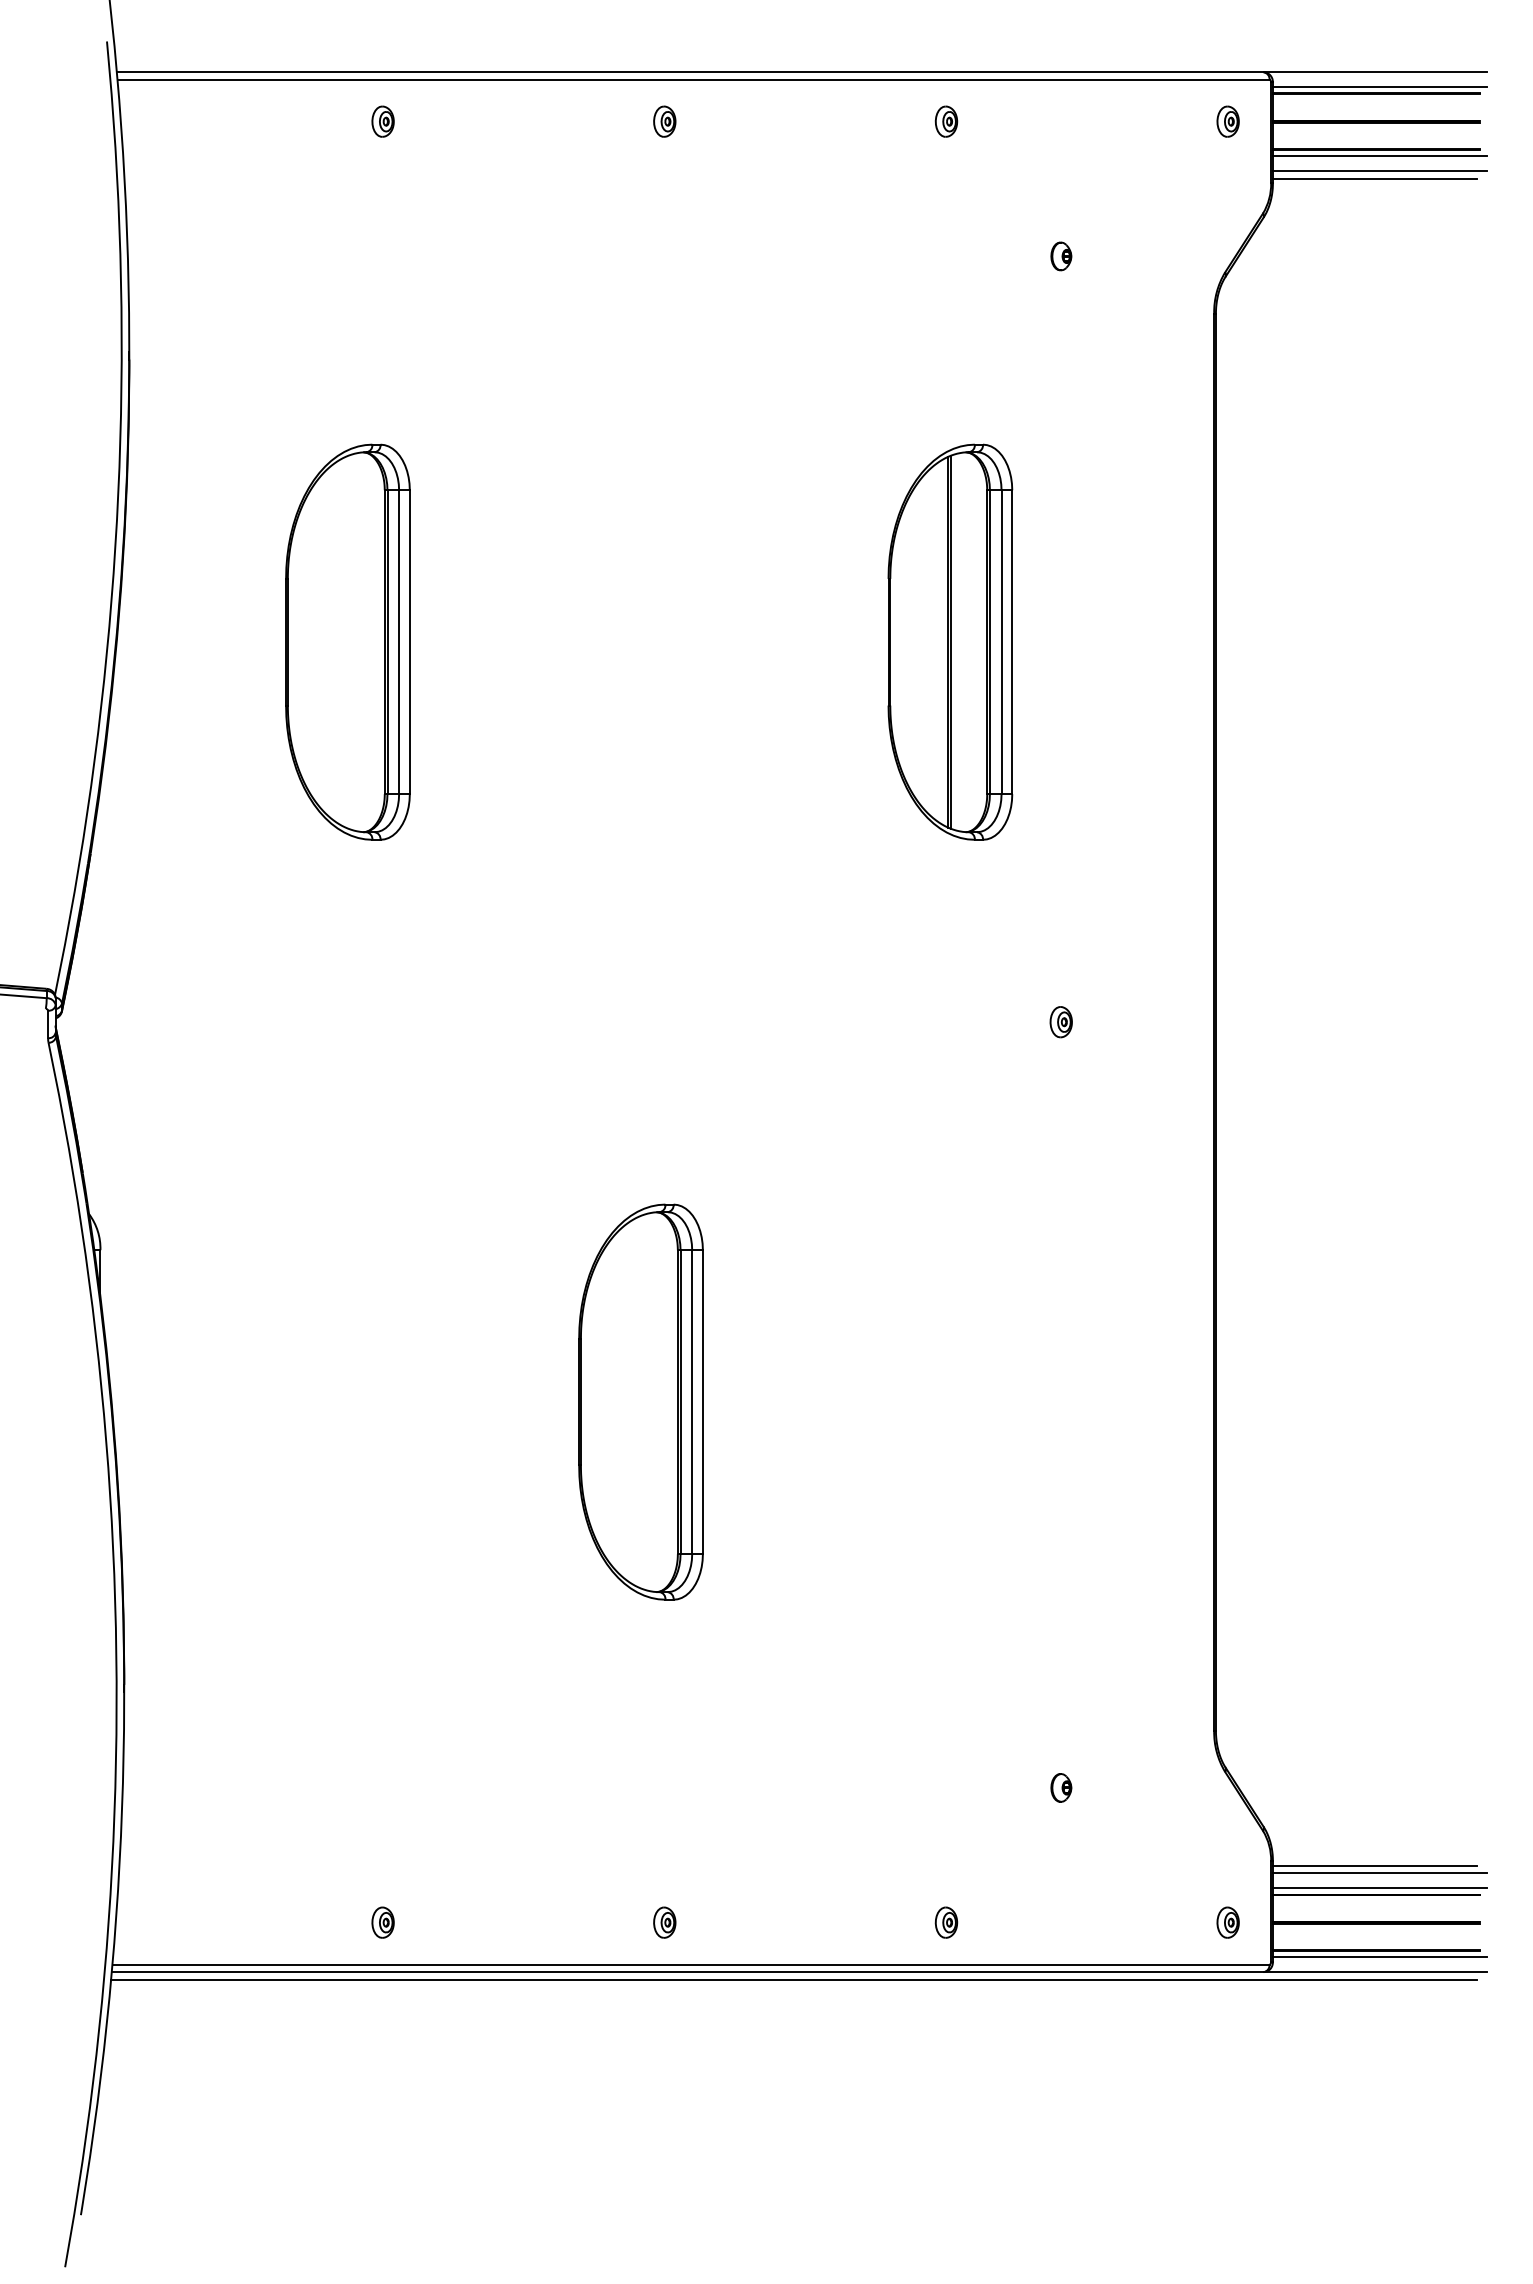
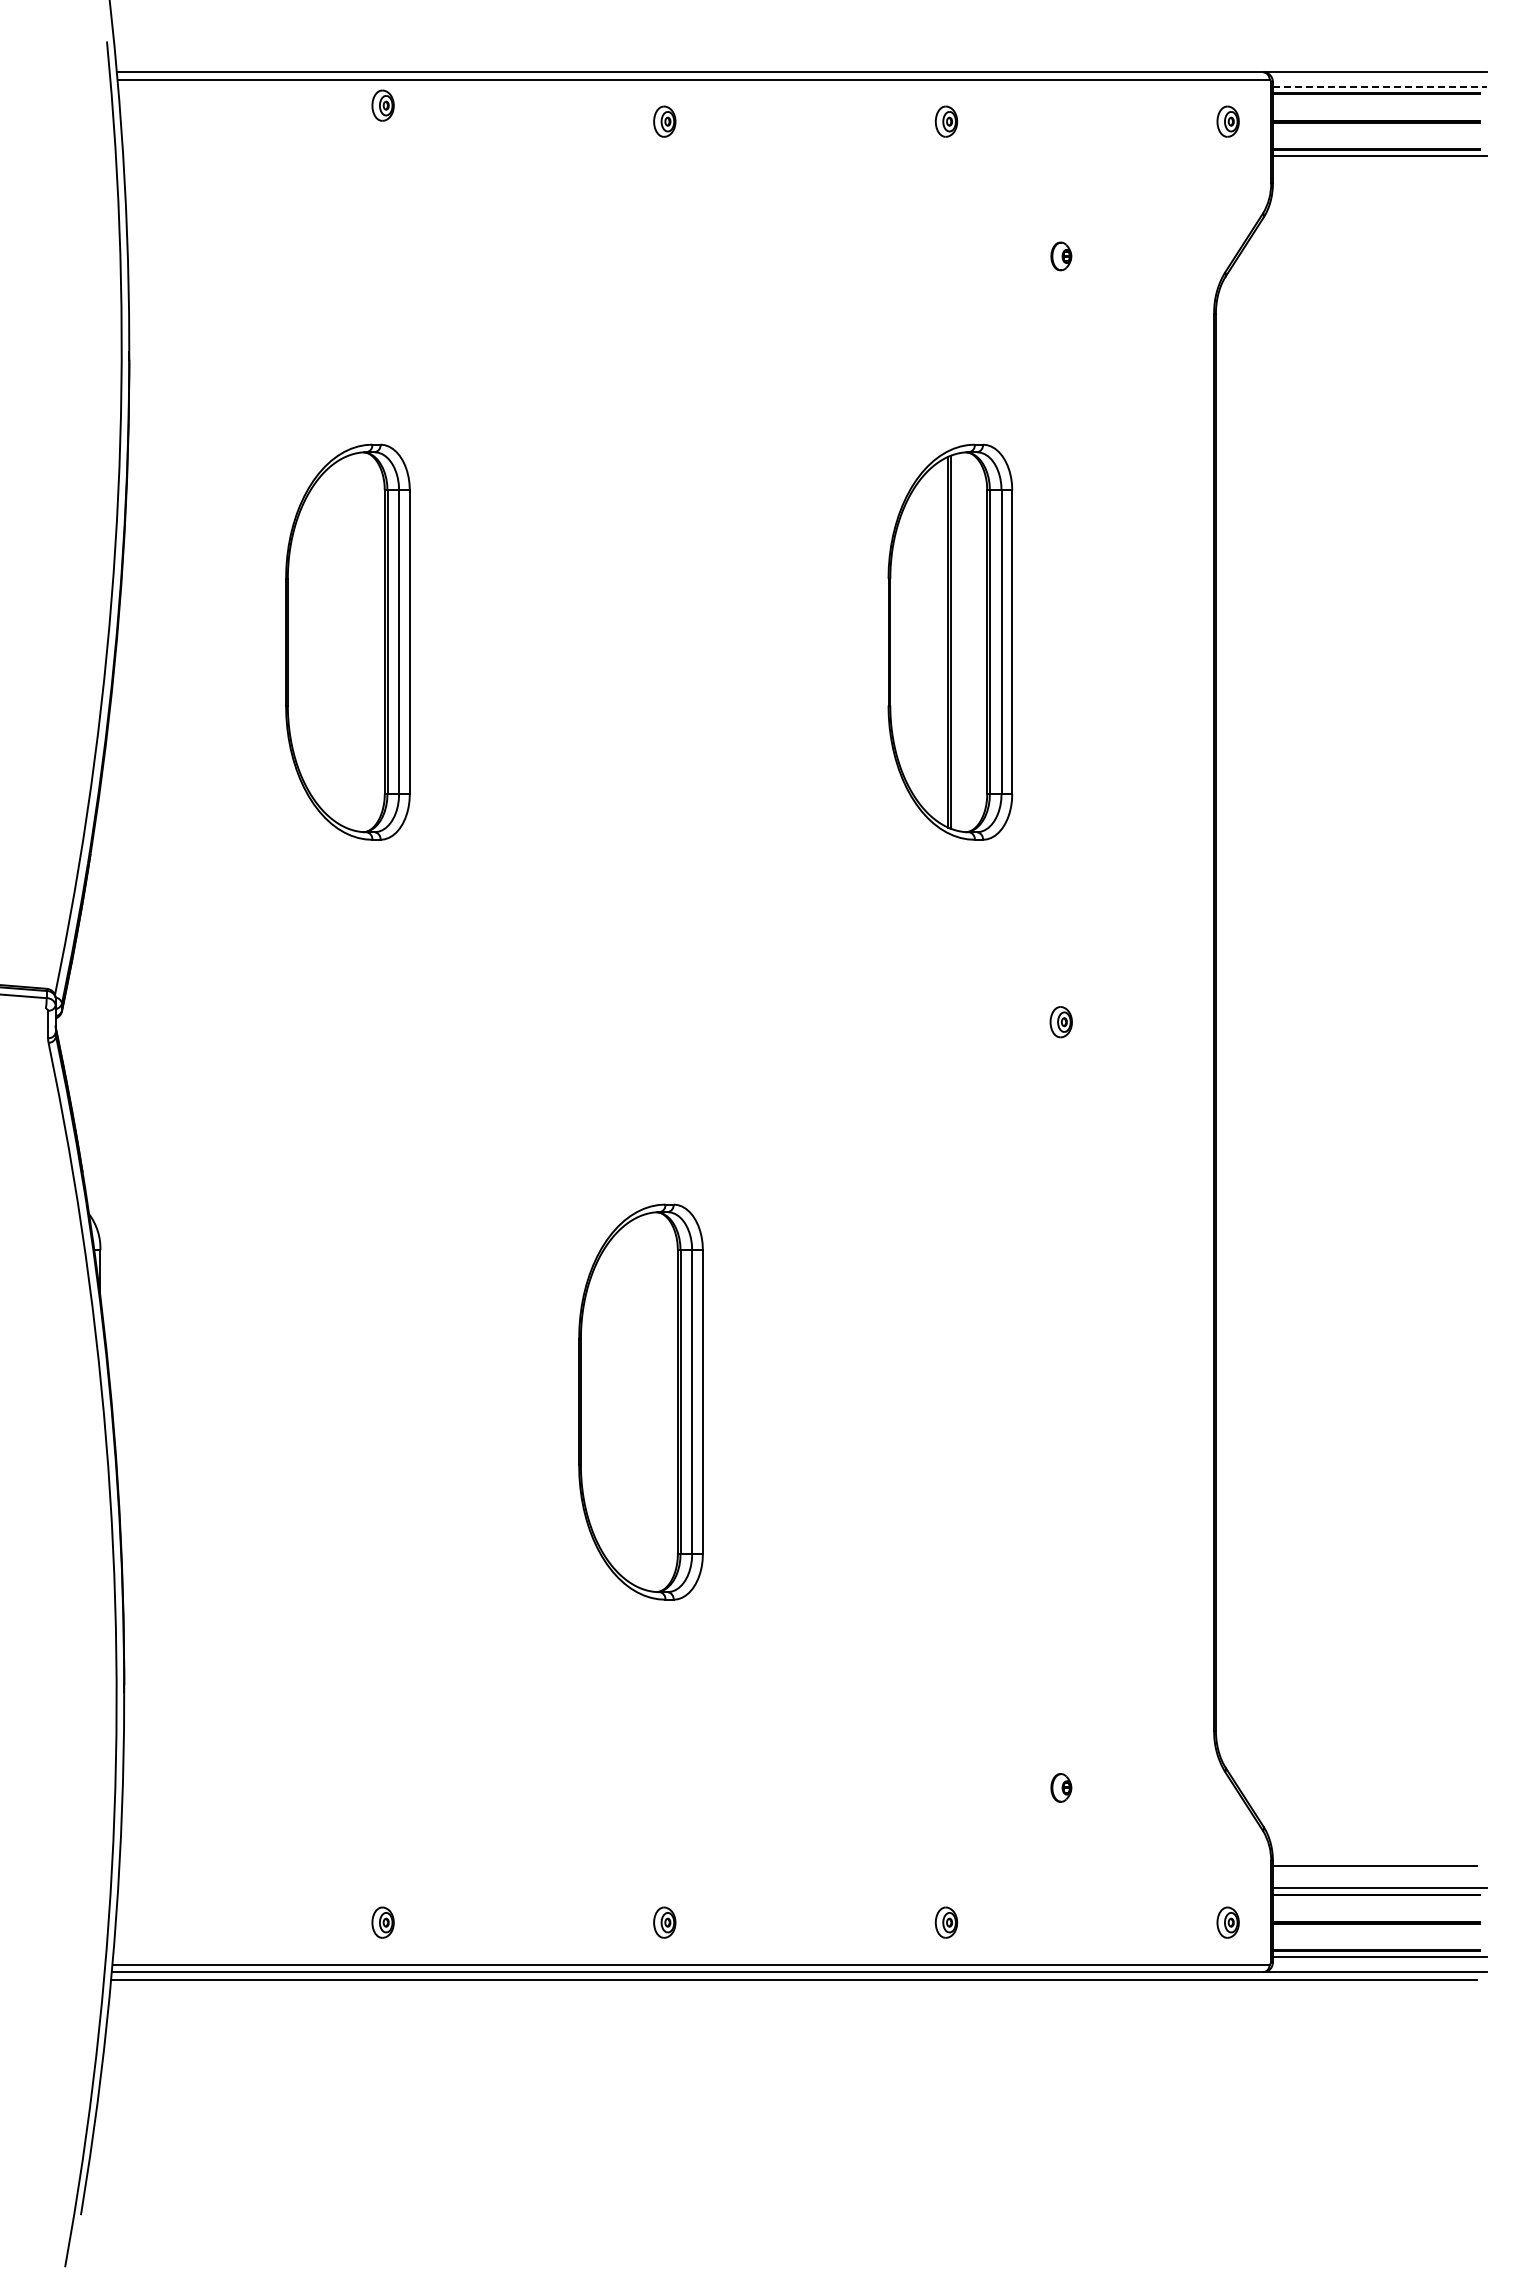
line: solid -> dashed (1380, 87)
part position: (382, 121) -> (382, 105) (382, 105)
line: present -> none (1379, 171)
line: present -> none (1374, 178)
line: present -> none (1379, 1873)
